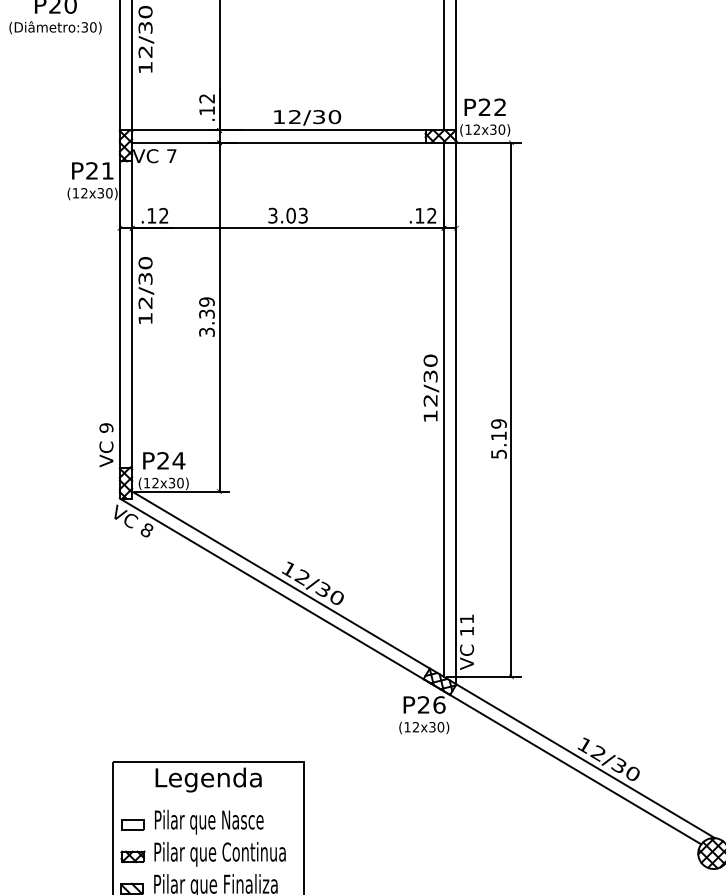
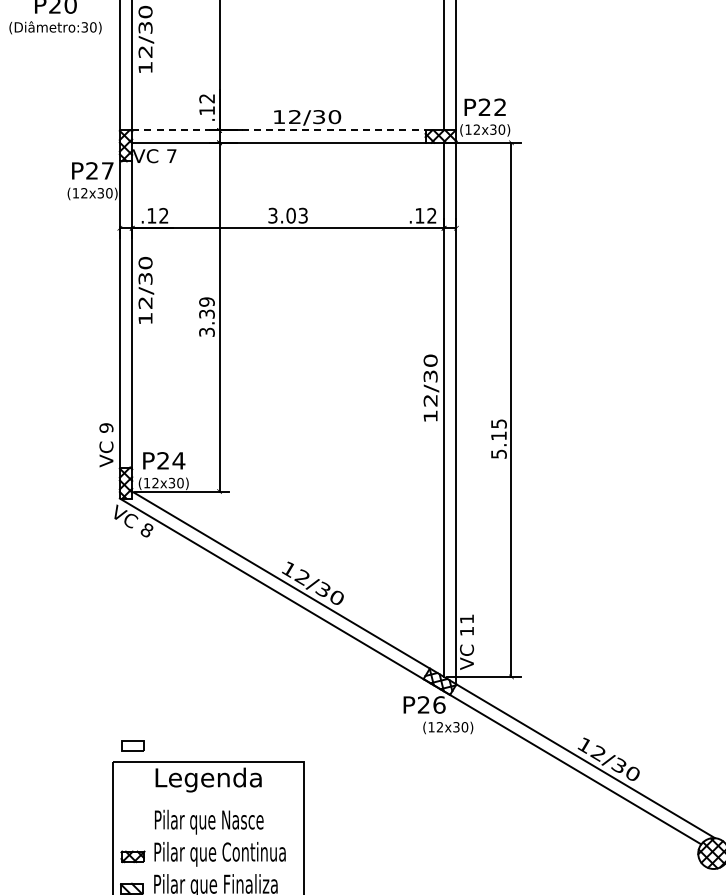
line: solid -> dashed (278, 130)
text: P21 -> P27 (107, 170)
text: 5.19 -> 5.15 (498, 423)
text position: (424, 727) -> (448, 727) (448, 727)
part position: (132, 824) -> (132, 745) (132, 745)
